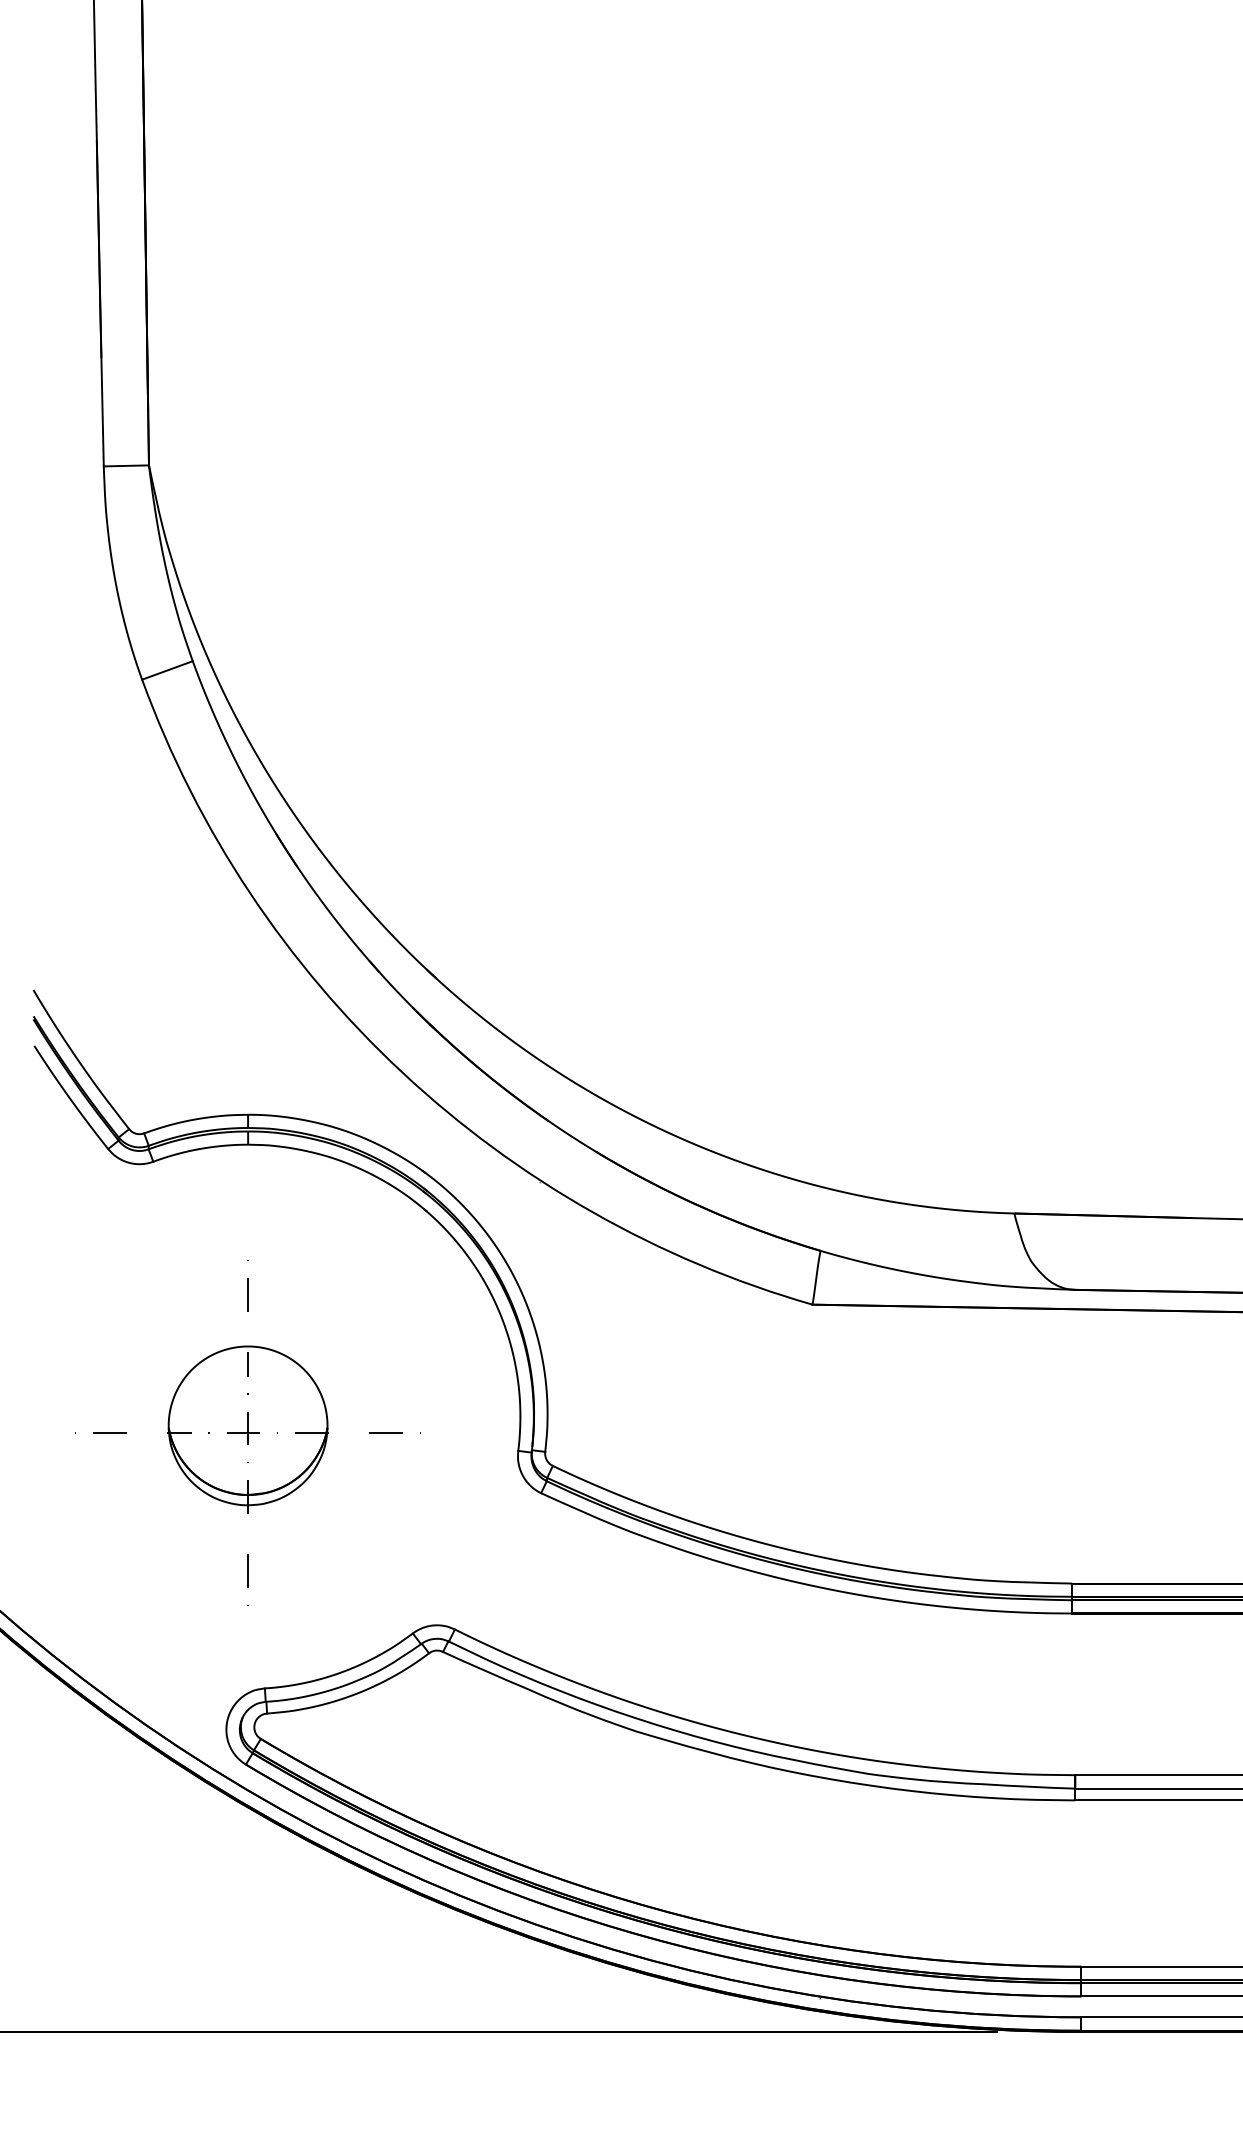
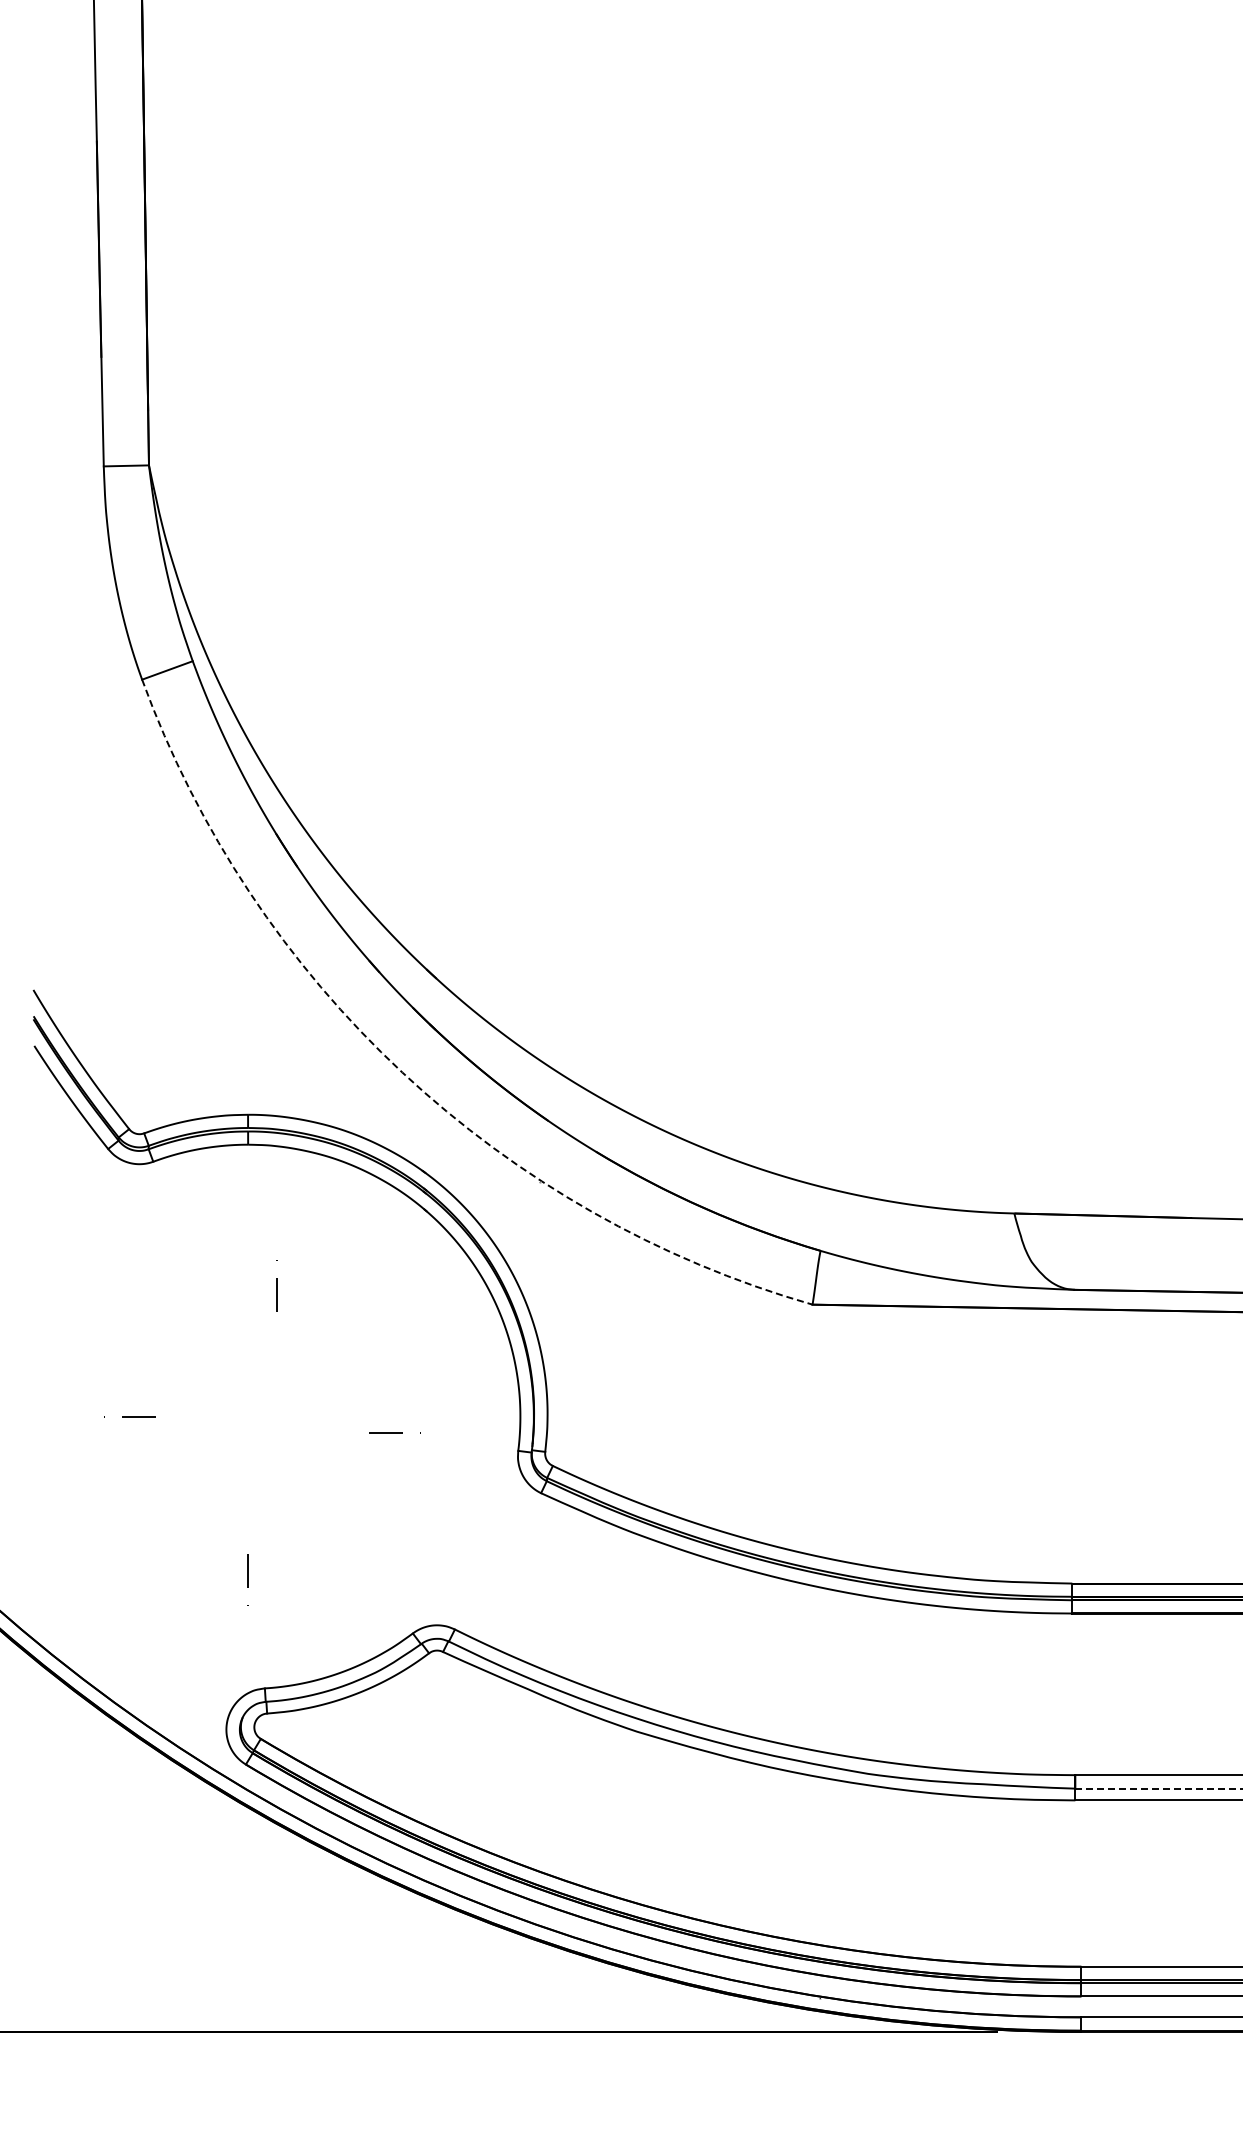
arc: solid -> dashed (402, 1072)
line position: (247, 1285) -> (276, 1285) (276, 1285)
part: present -> none (247, 1429)
line position: (100, 1432) -> (129, 1416) (129, 1416)
line: solid -> dashed (1159, 1788)
